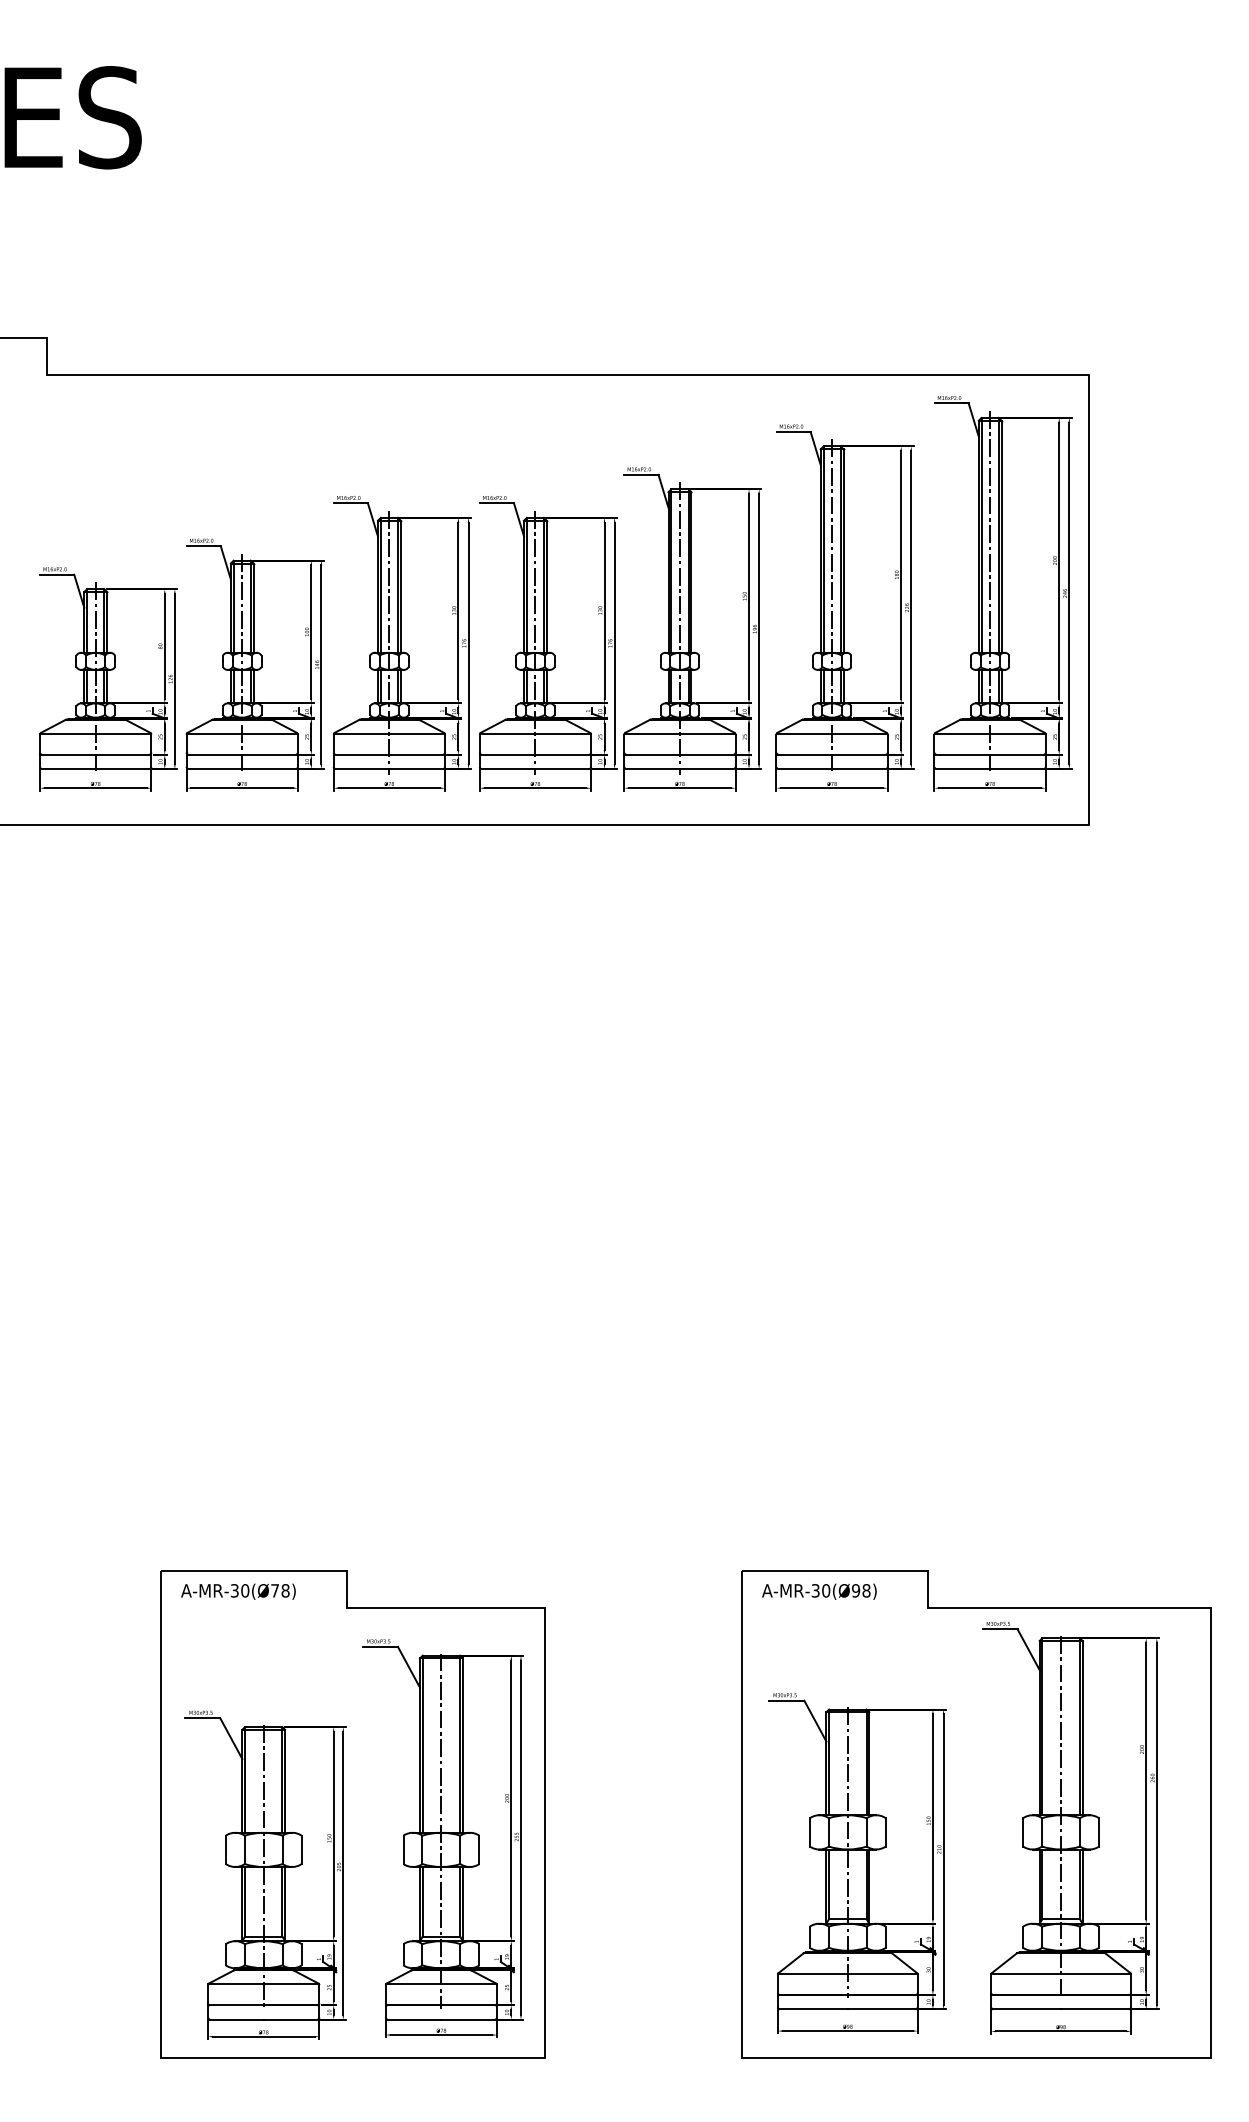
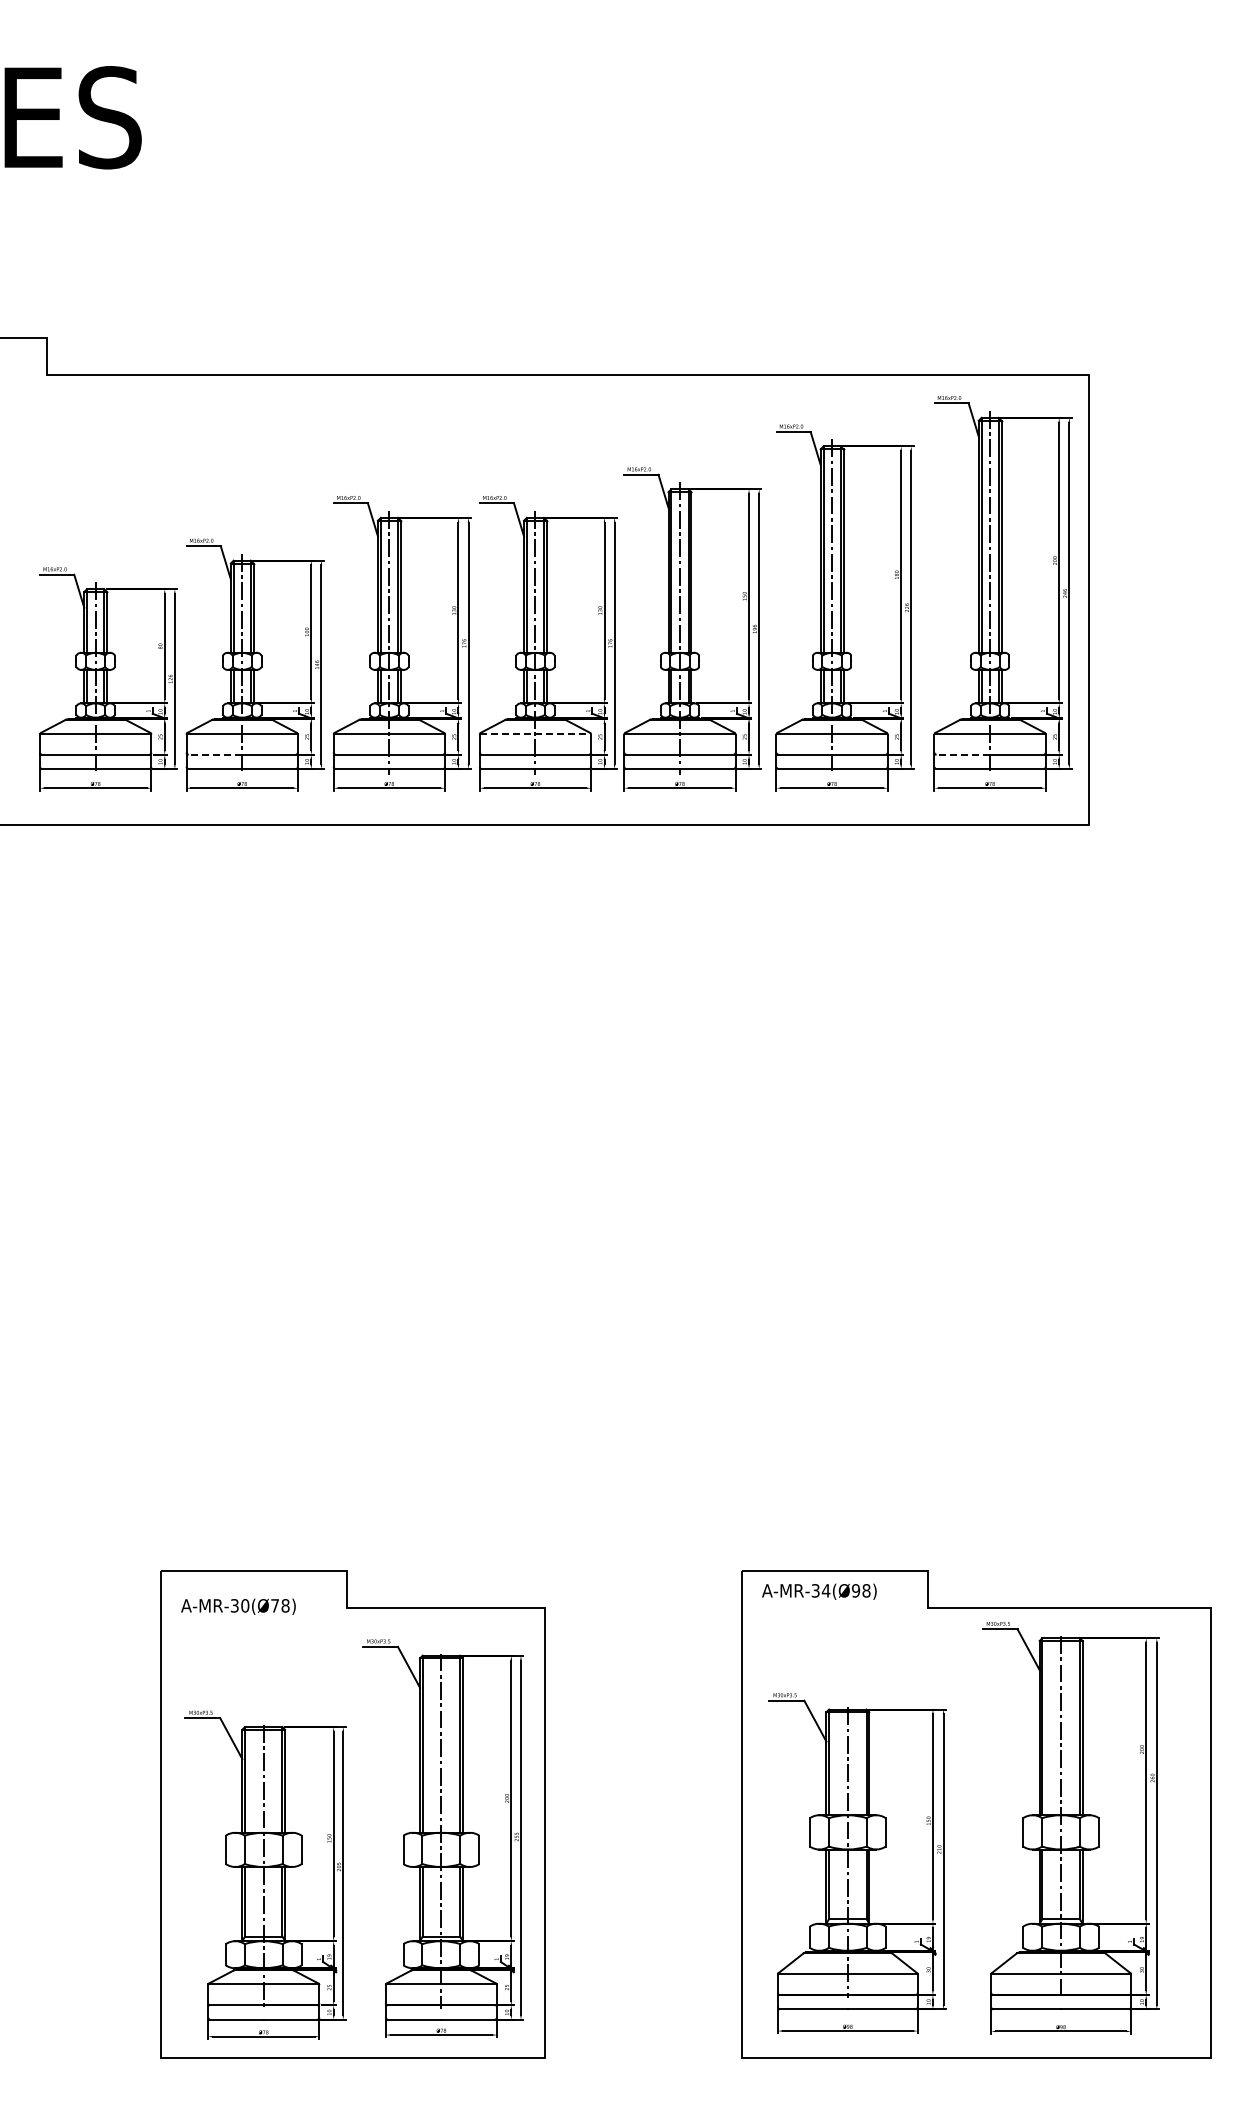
line: solid -> dashed (535, 733)
line: solid -> dashed (214, 754)
line: solid -> dashed (962, 754)
text: A-MR-30(Ø98) -> A-MR-34(Ø98) (825, 1590)
text position: (238, 1591) -> (238, 1606) (238, 1606)
